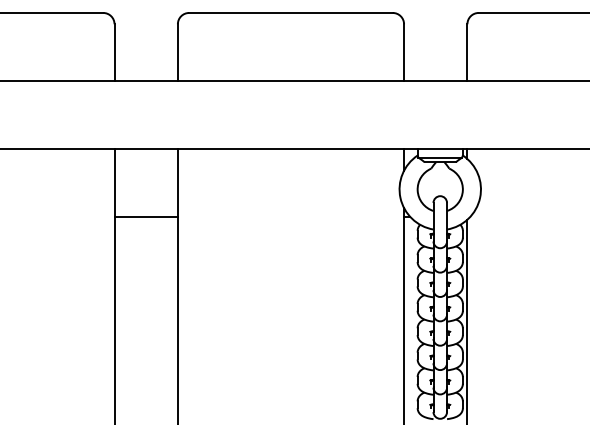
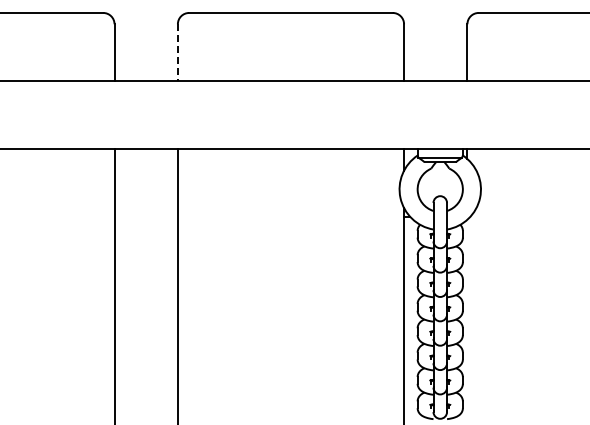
line: solid -> dashed (177, 53)
line: present -> none (145, 216)
line: present -> none (467, 320)
